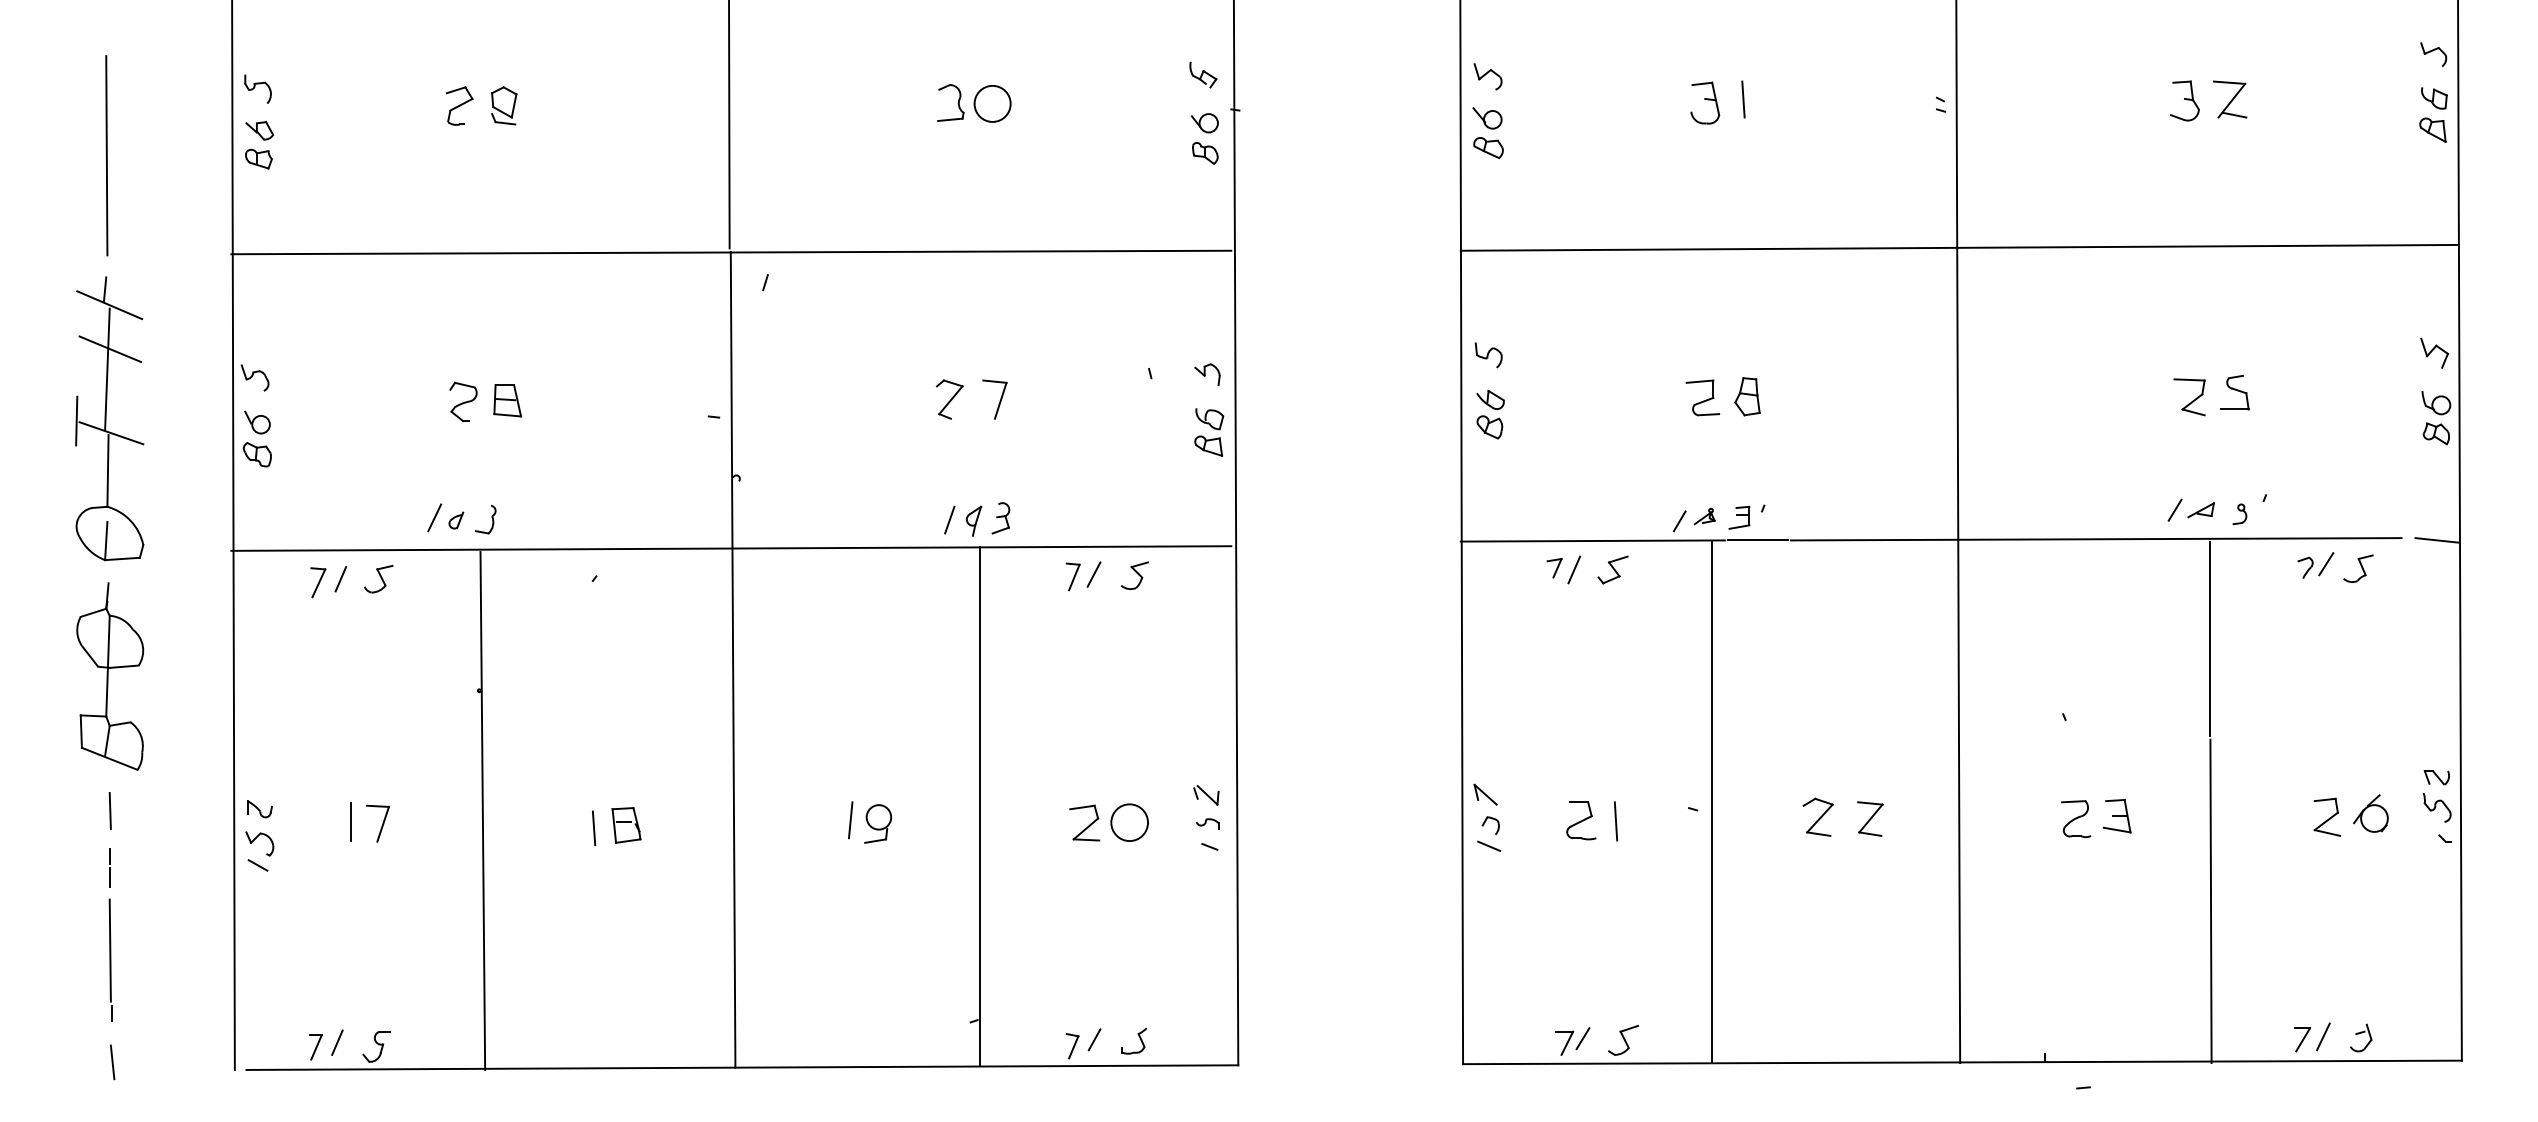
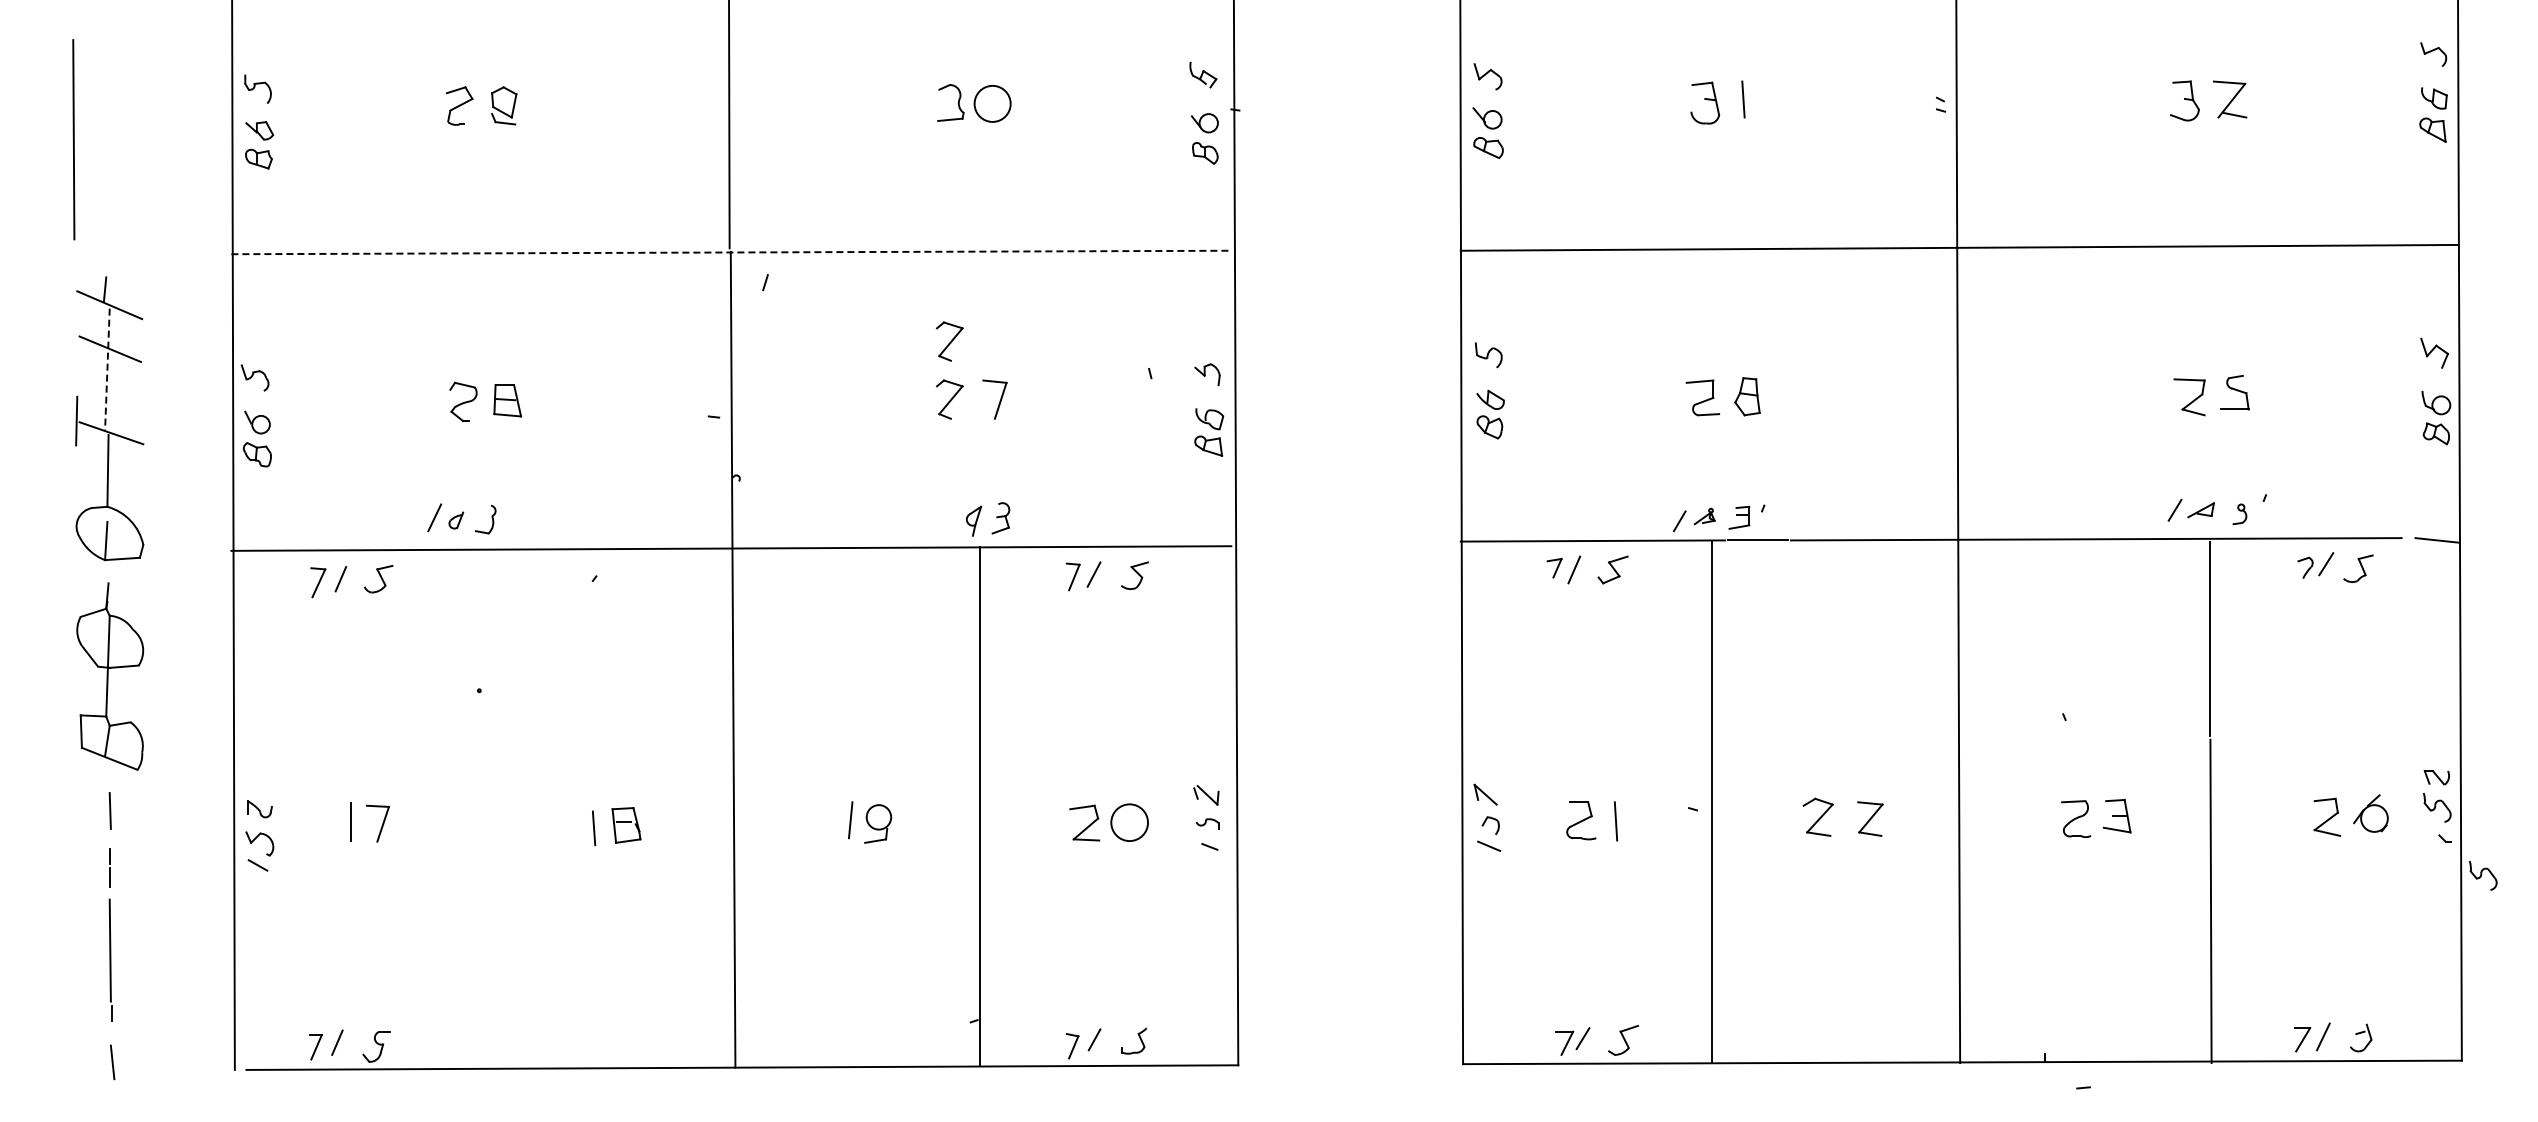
line position: (106, 155) -> (73, 139) (73, 139)
line: solid -> dashed (731, 252)
part: none -> present (949, 341)
line: solid -> dashed (107, 369)
line: present -> none (949, 519)
line: present -> none (482, 810)
part: none -> present (2482, 875)
